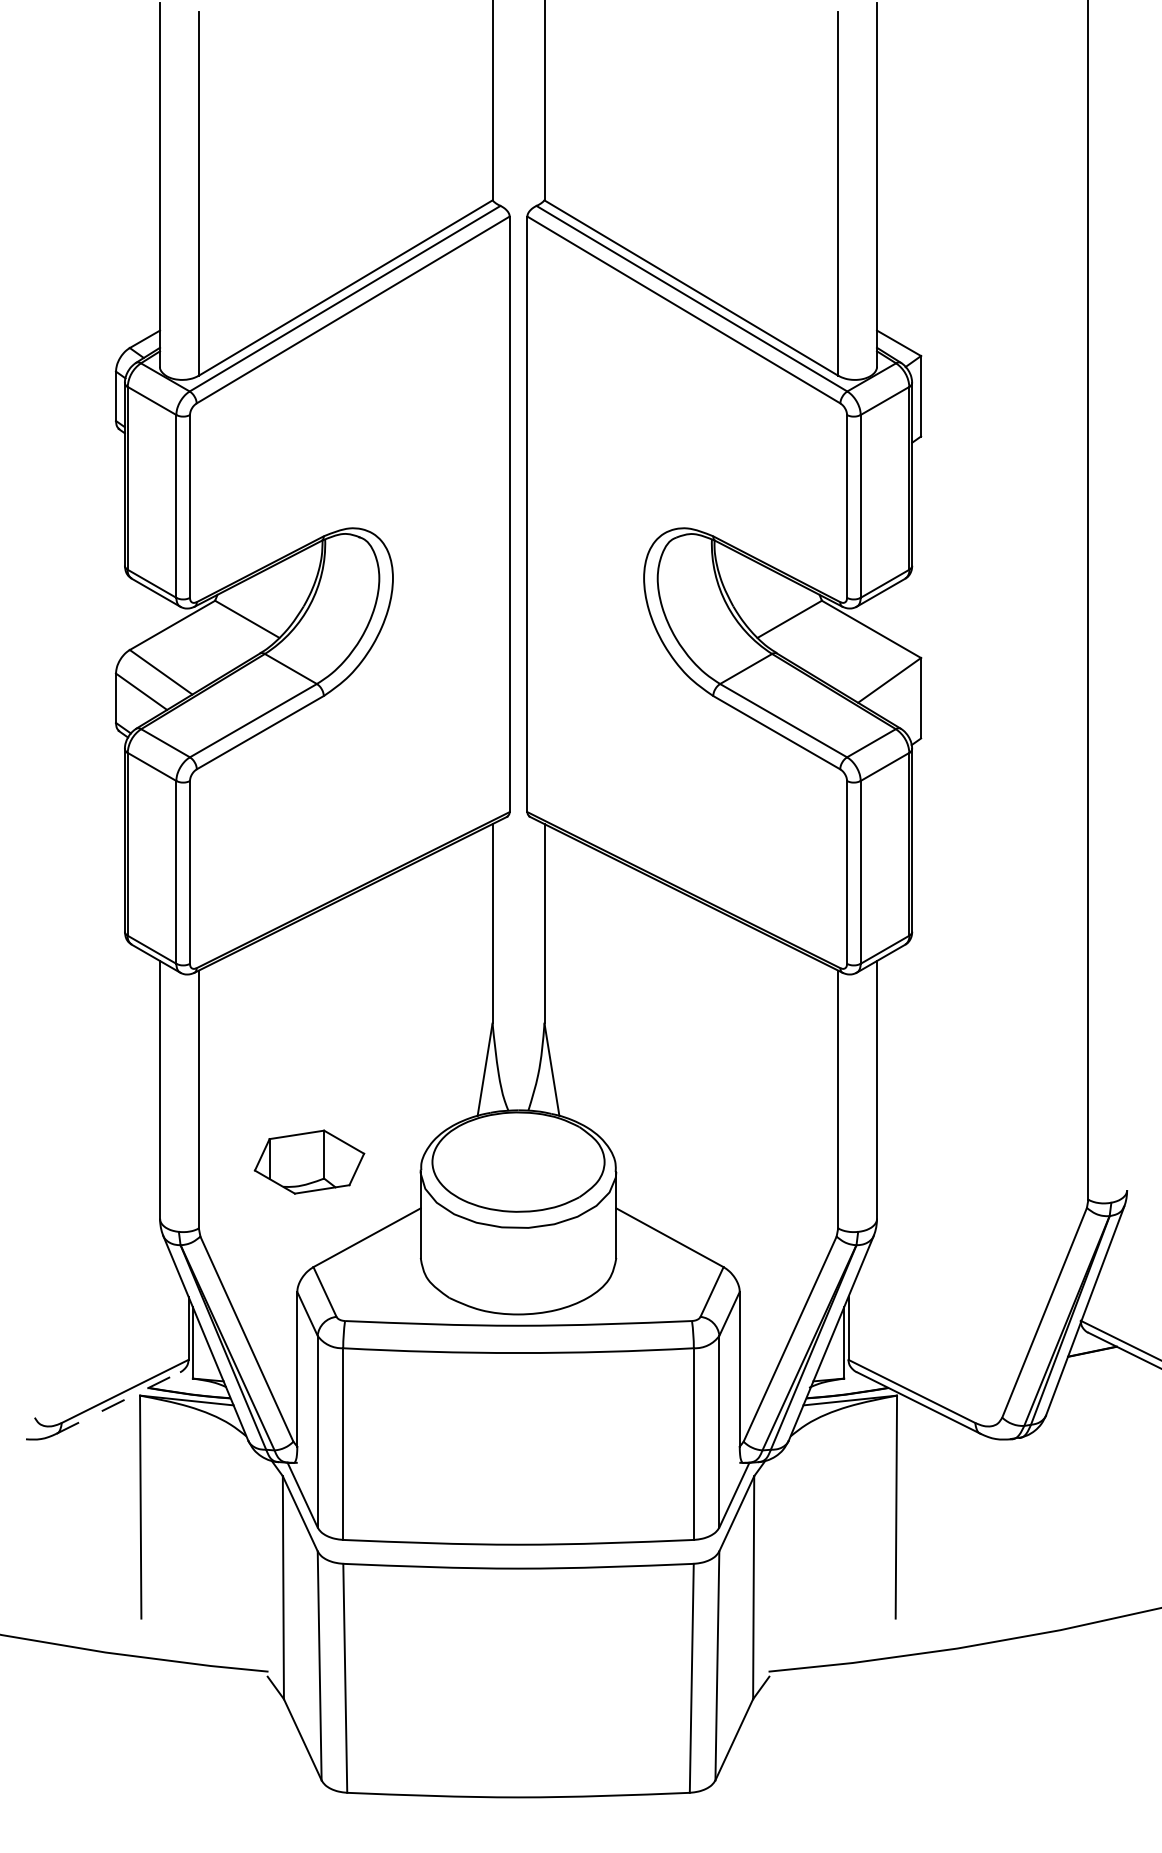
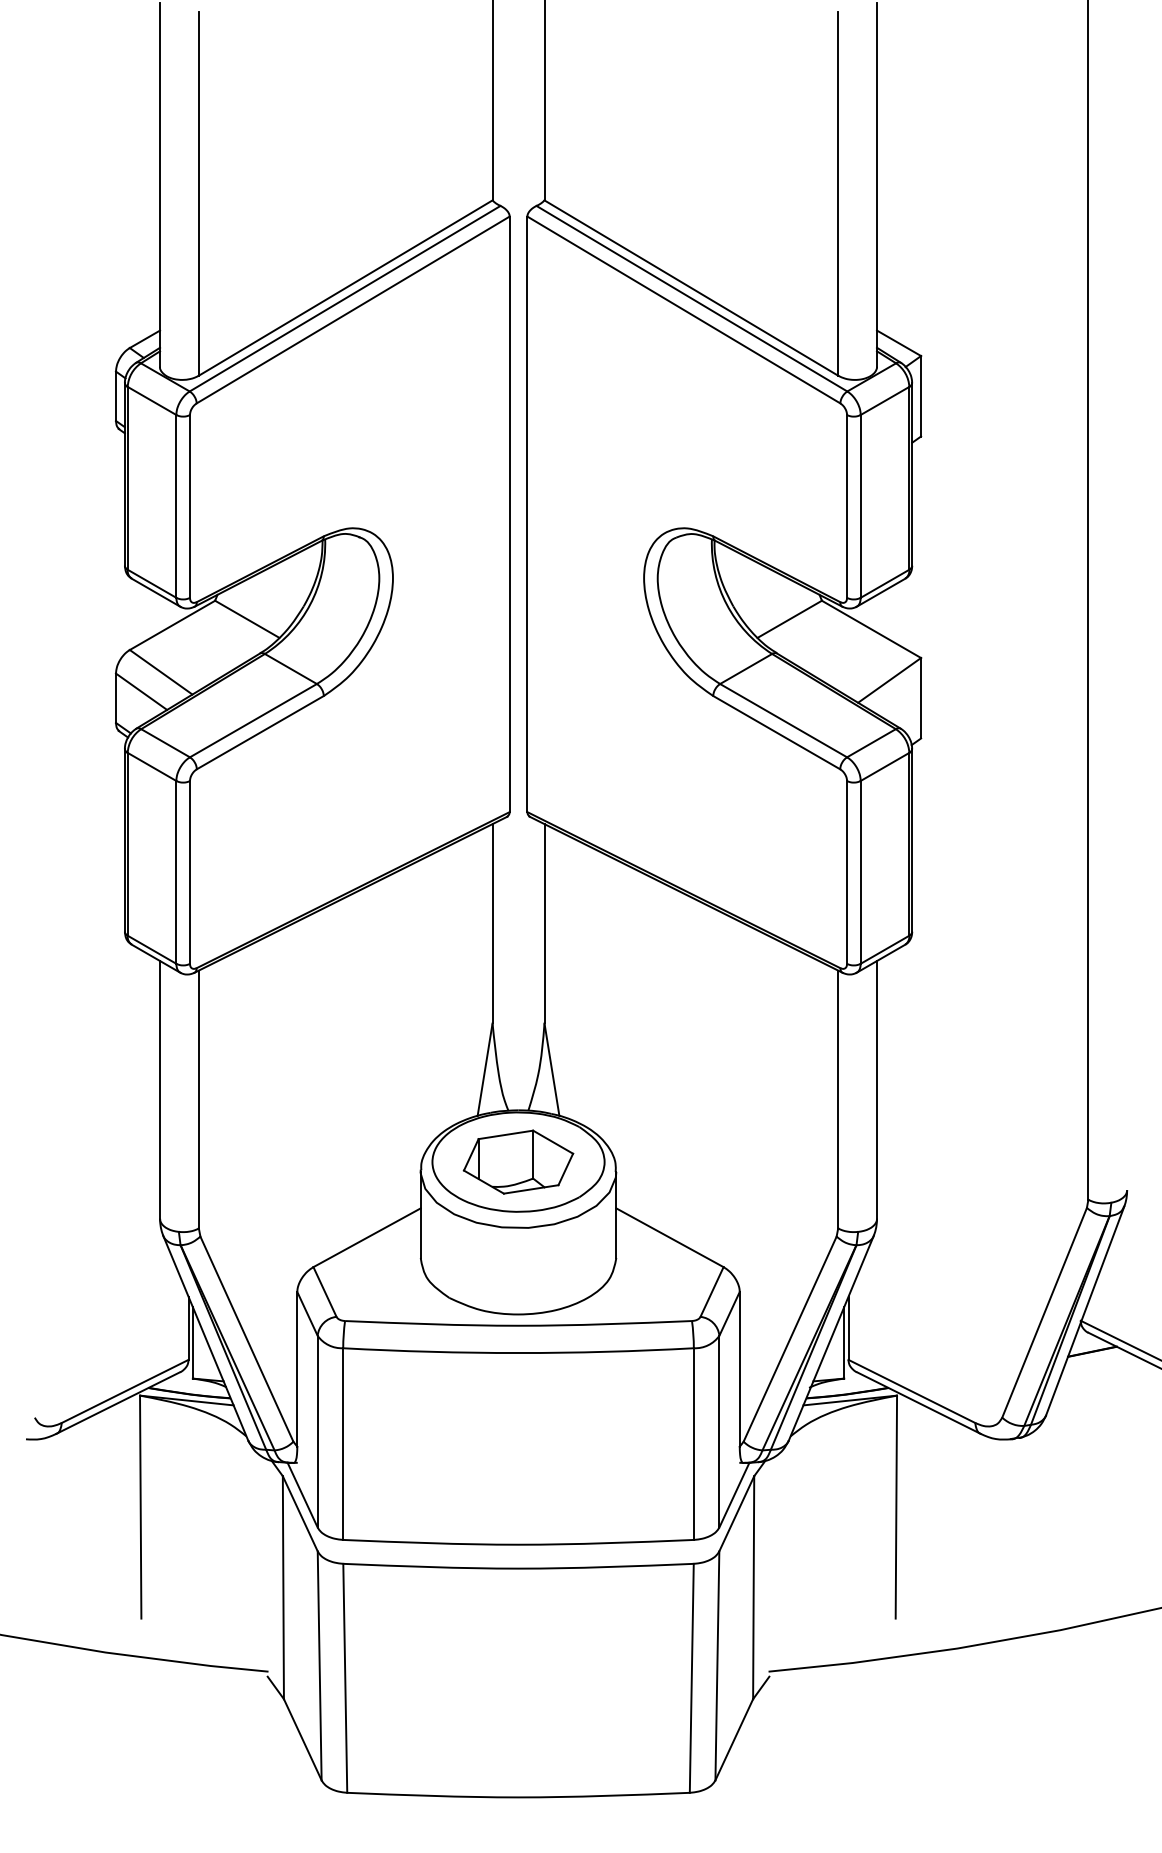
part position: (309, 1161) -> (518, 1161) (518, 1161)
line: dashed -> solid (118, 1402)
